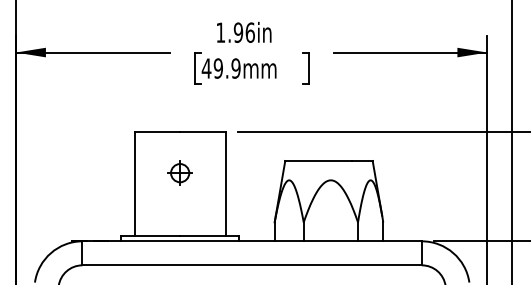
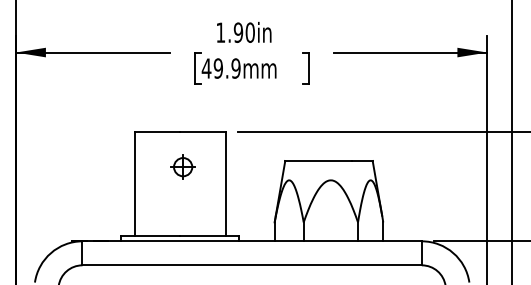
text: 1.96in -> 1.90in (249, 32)
part position: (179, 172) -> (182, 166) (182, 166)
